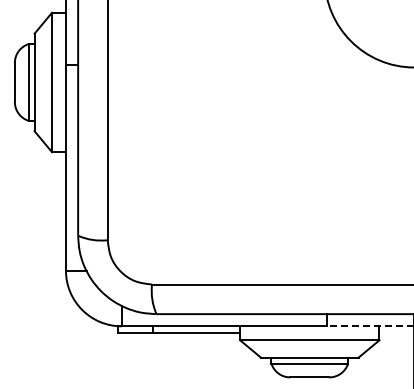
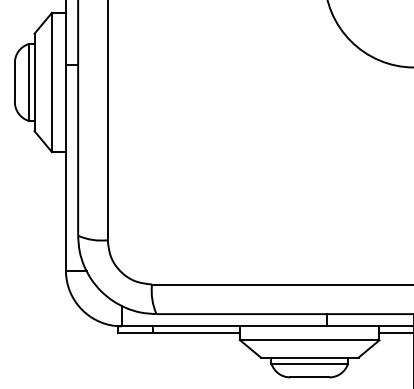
line: dashed -> solid (369, 326)
line: none -> present (394, 333)
